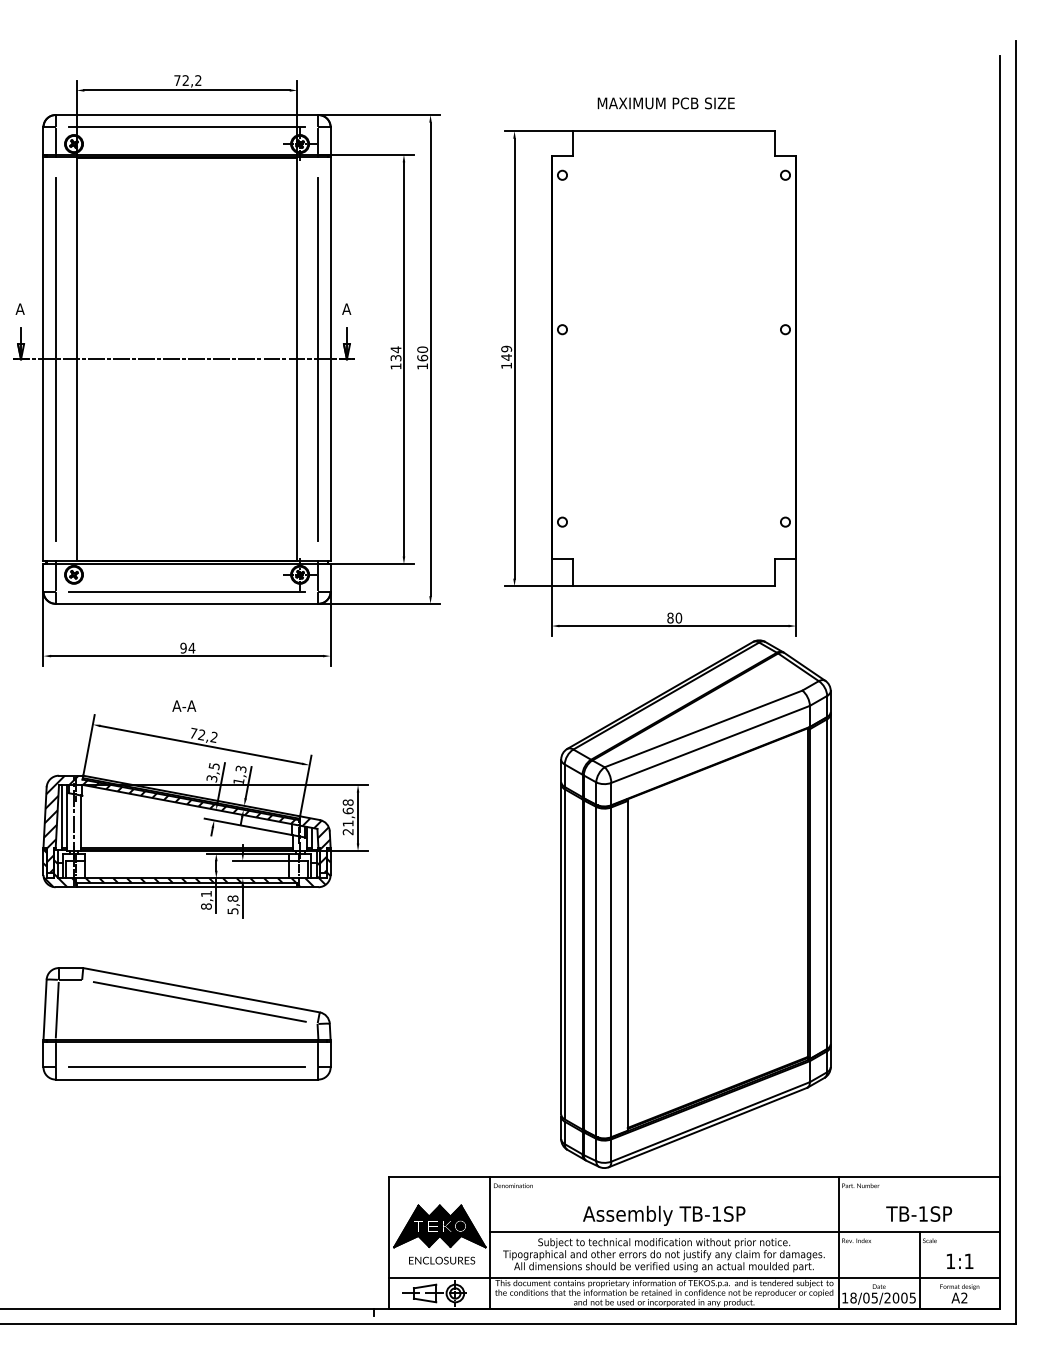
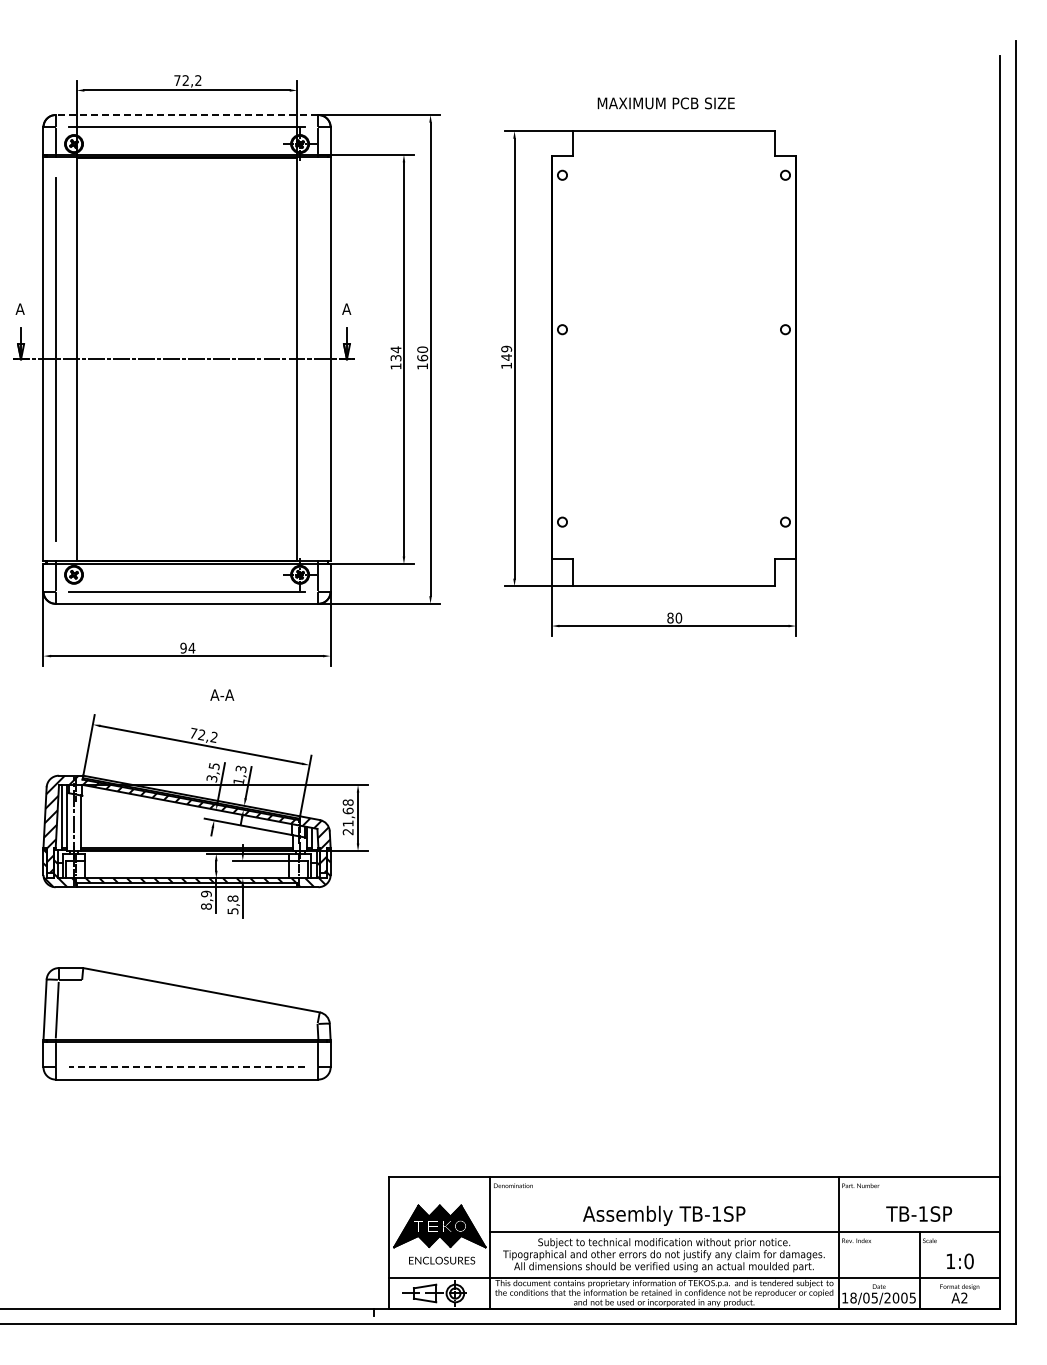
line: solid -> dashed (186, 115)
line: present -> none (318, 359)
text position: (184, 705) -> (222, 694) (222, 694)
text: 8,1 -> 8,9 (206, 893)
part: present -> none (695, 903)
line: present -> none (199, 1001)
line: solid -> dashed (186, 1067)
text: 1:1 -> 1:0 (968, 1261)
